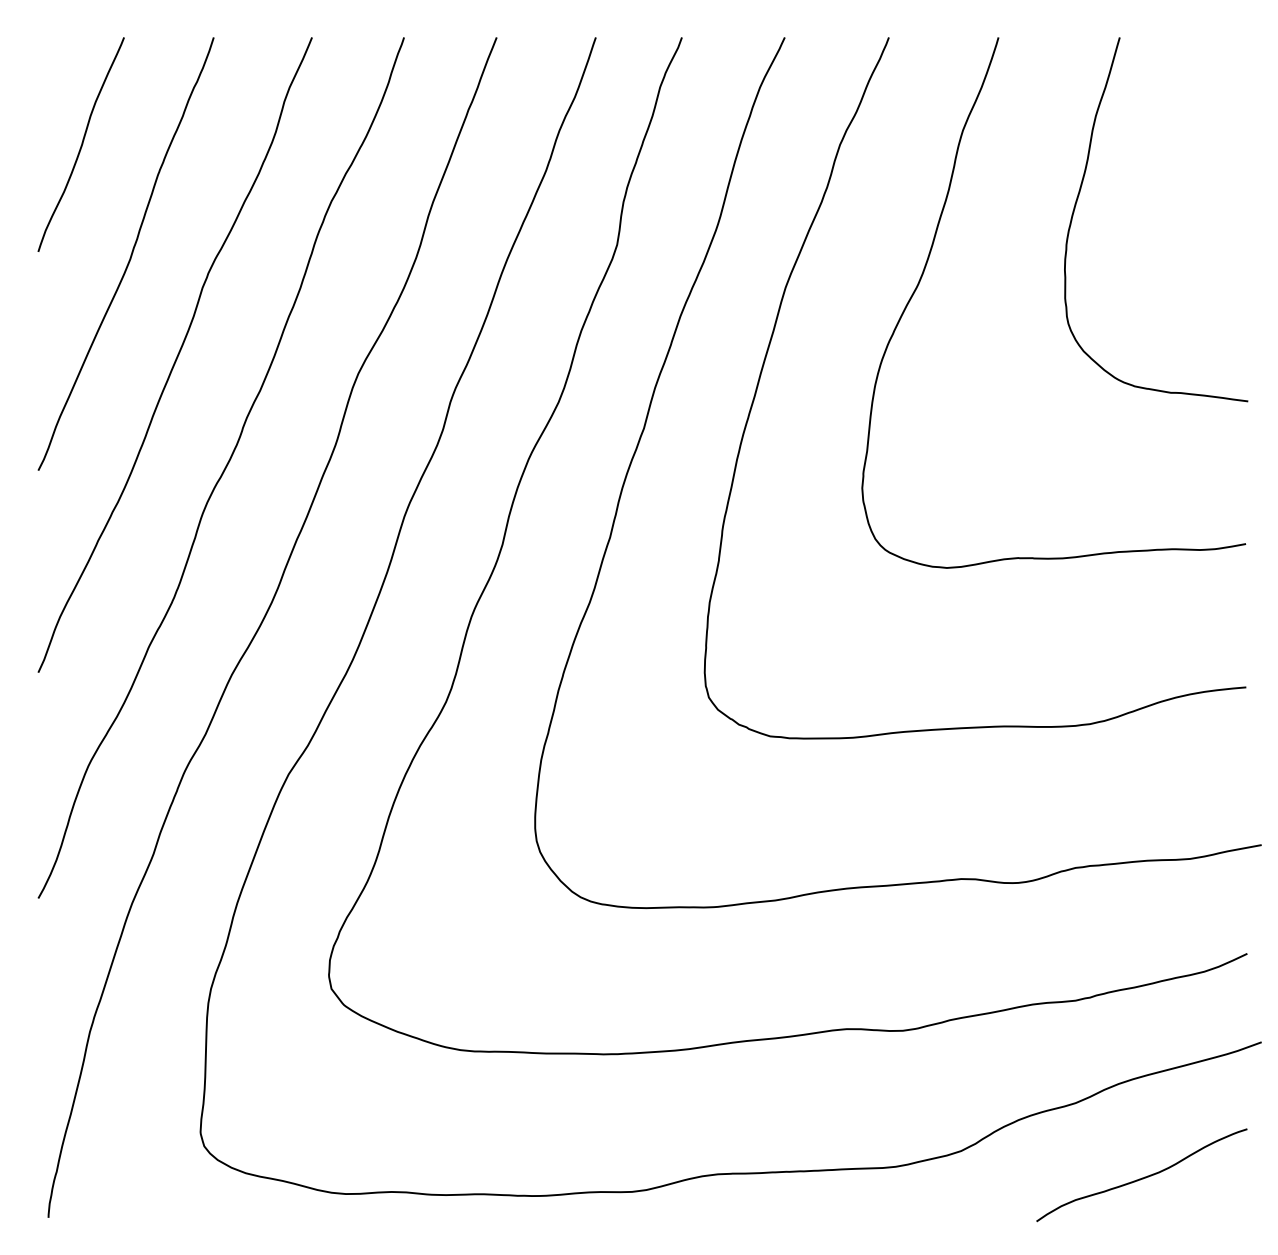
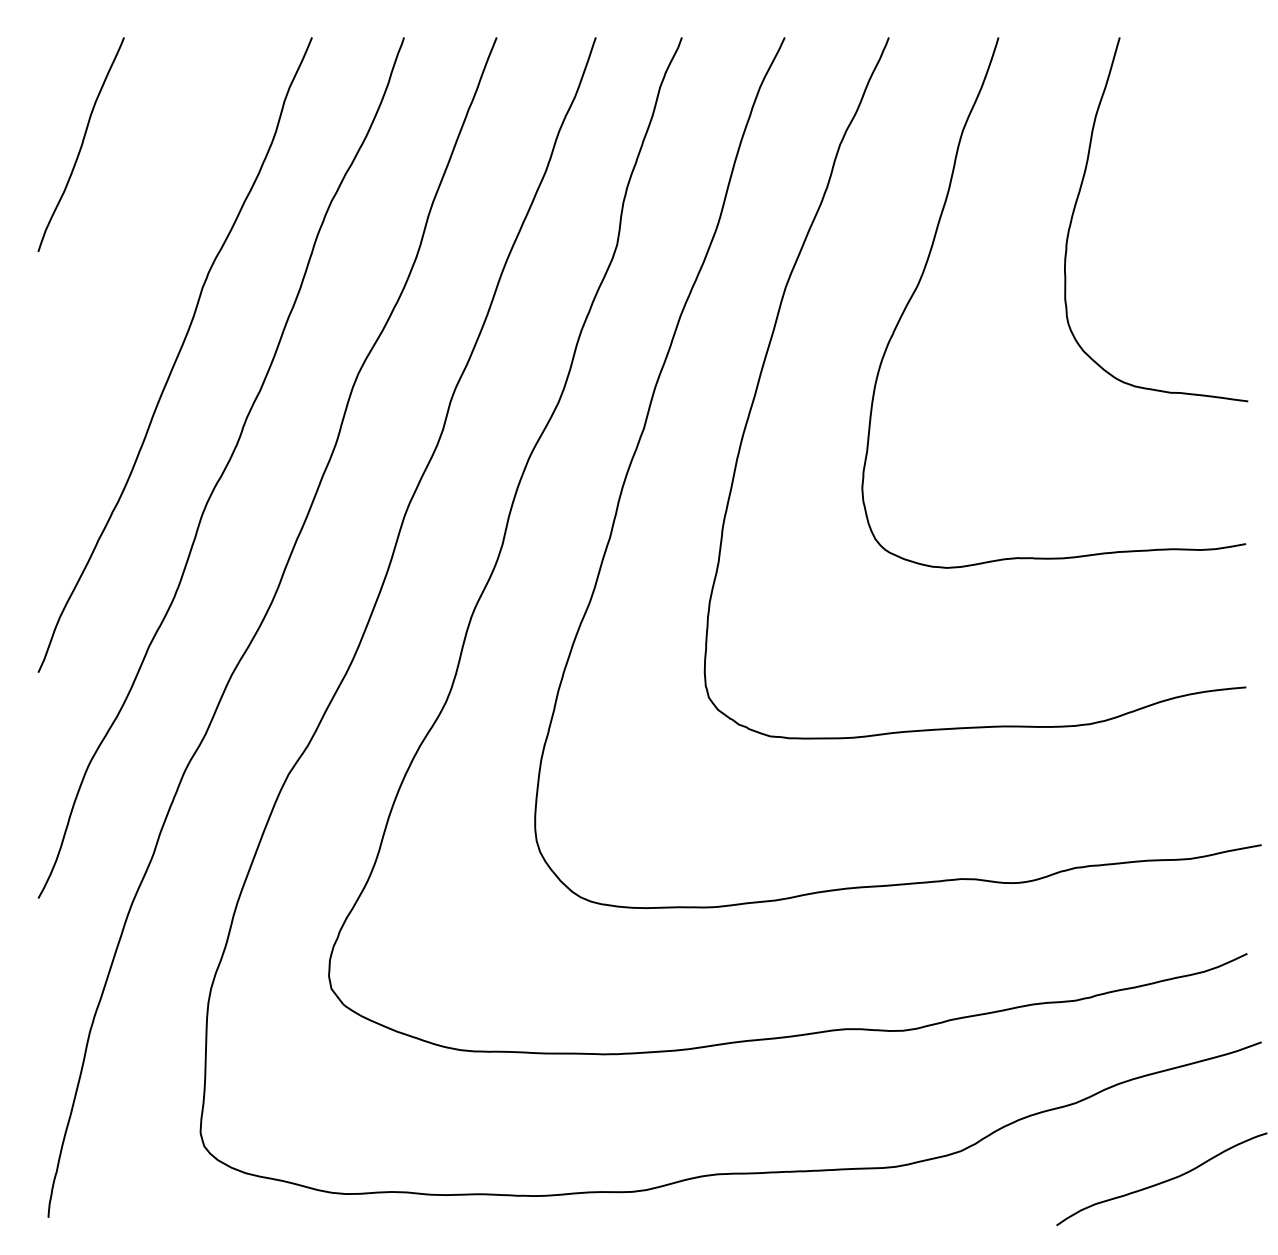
curve: present -> none (130, 254)
curve position: (1142, 1177) -> (1162, 1181) (1162, 1181)
